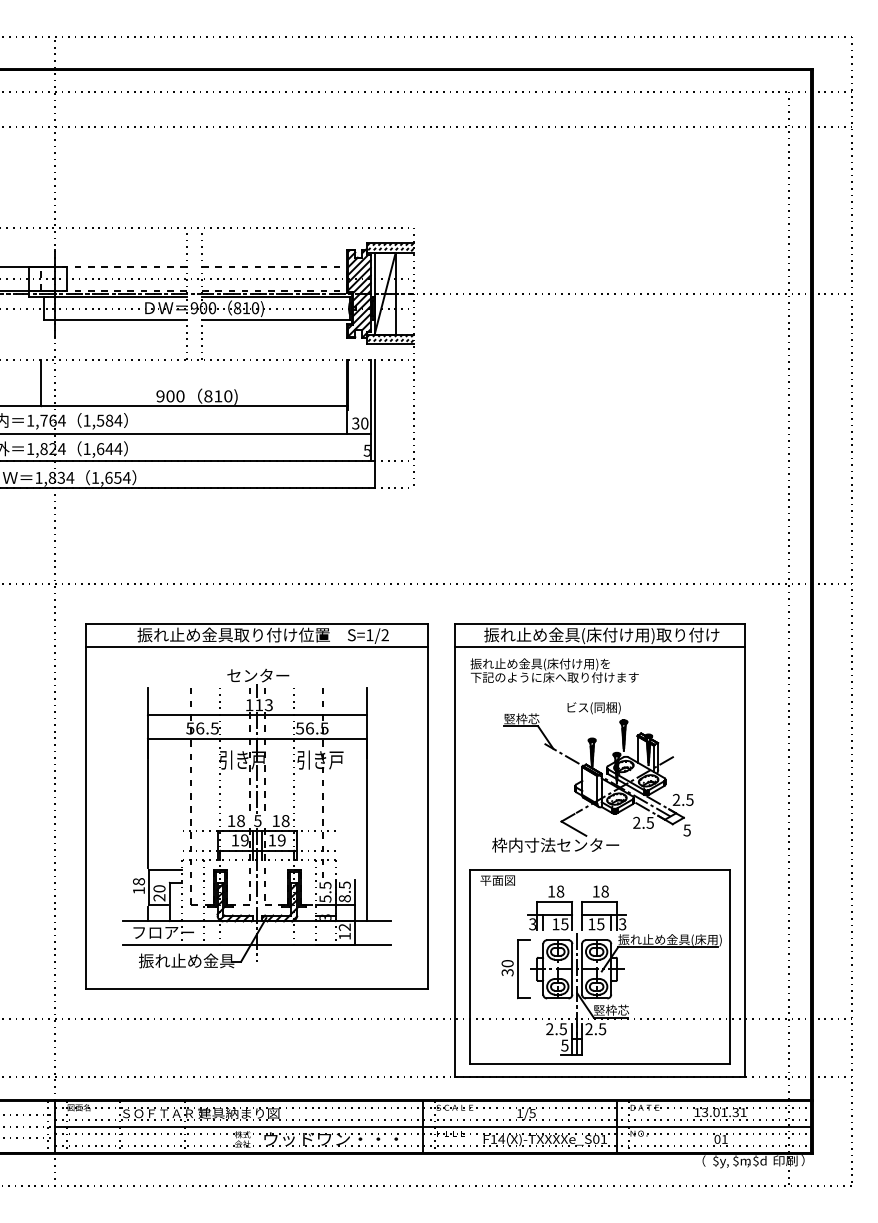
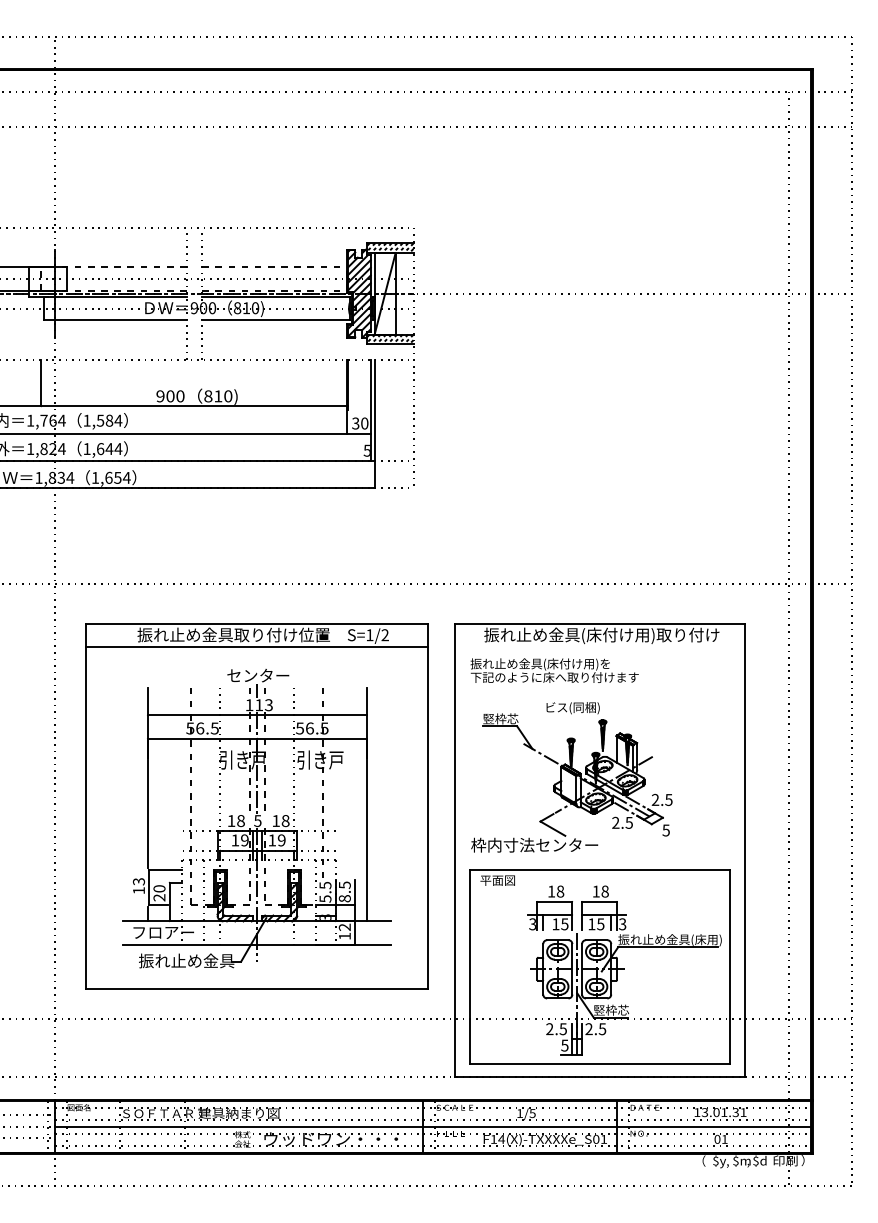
line: present -> none (599, 647)
part position: (592, 777) -> (571, 777) (571, 777)
text: 18 -> 13 (138, 881)
part: present -> none (515, 969)
